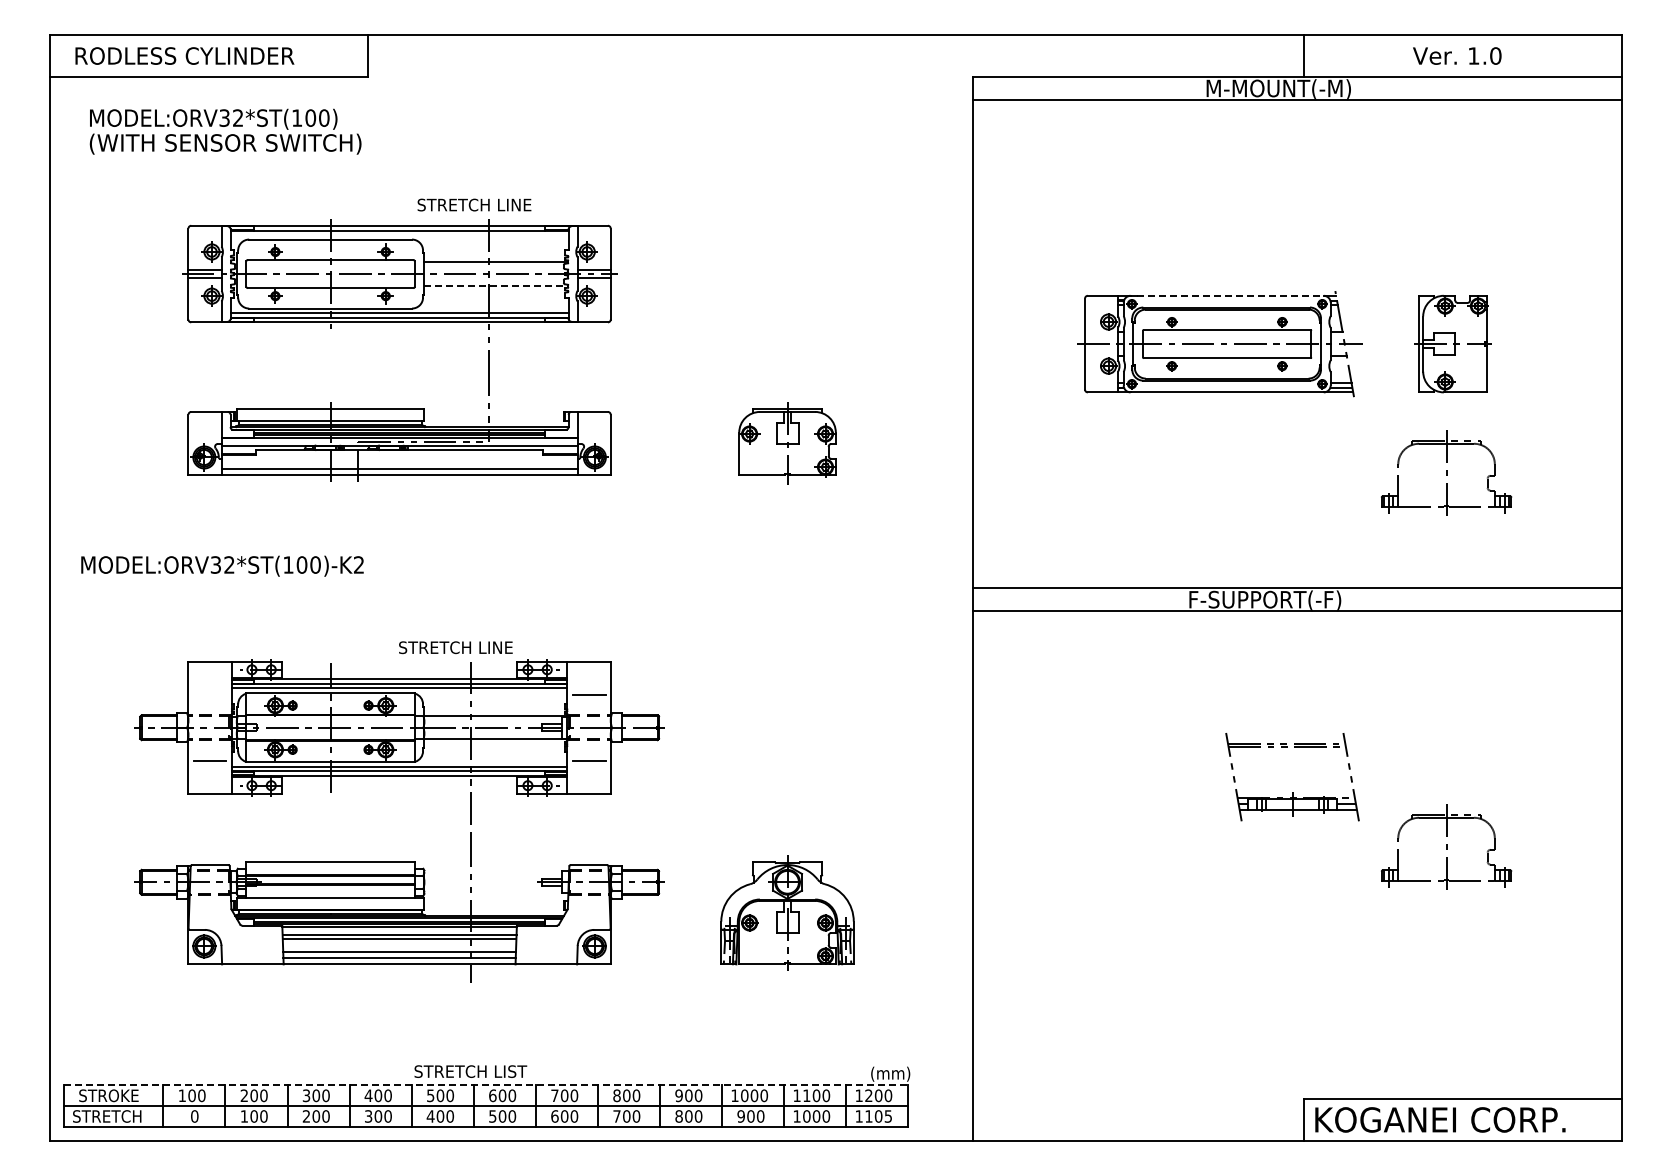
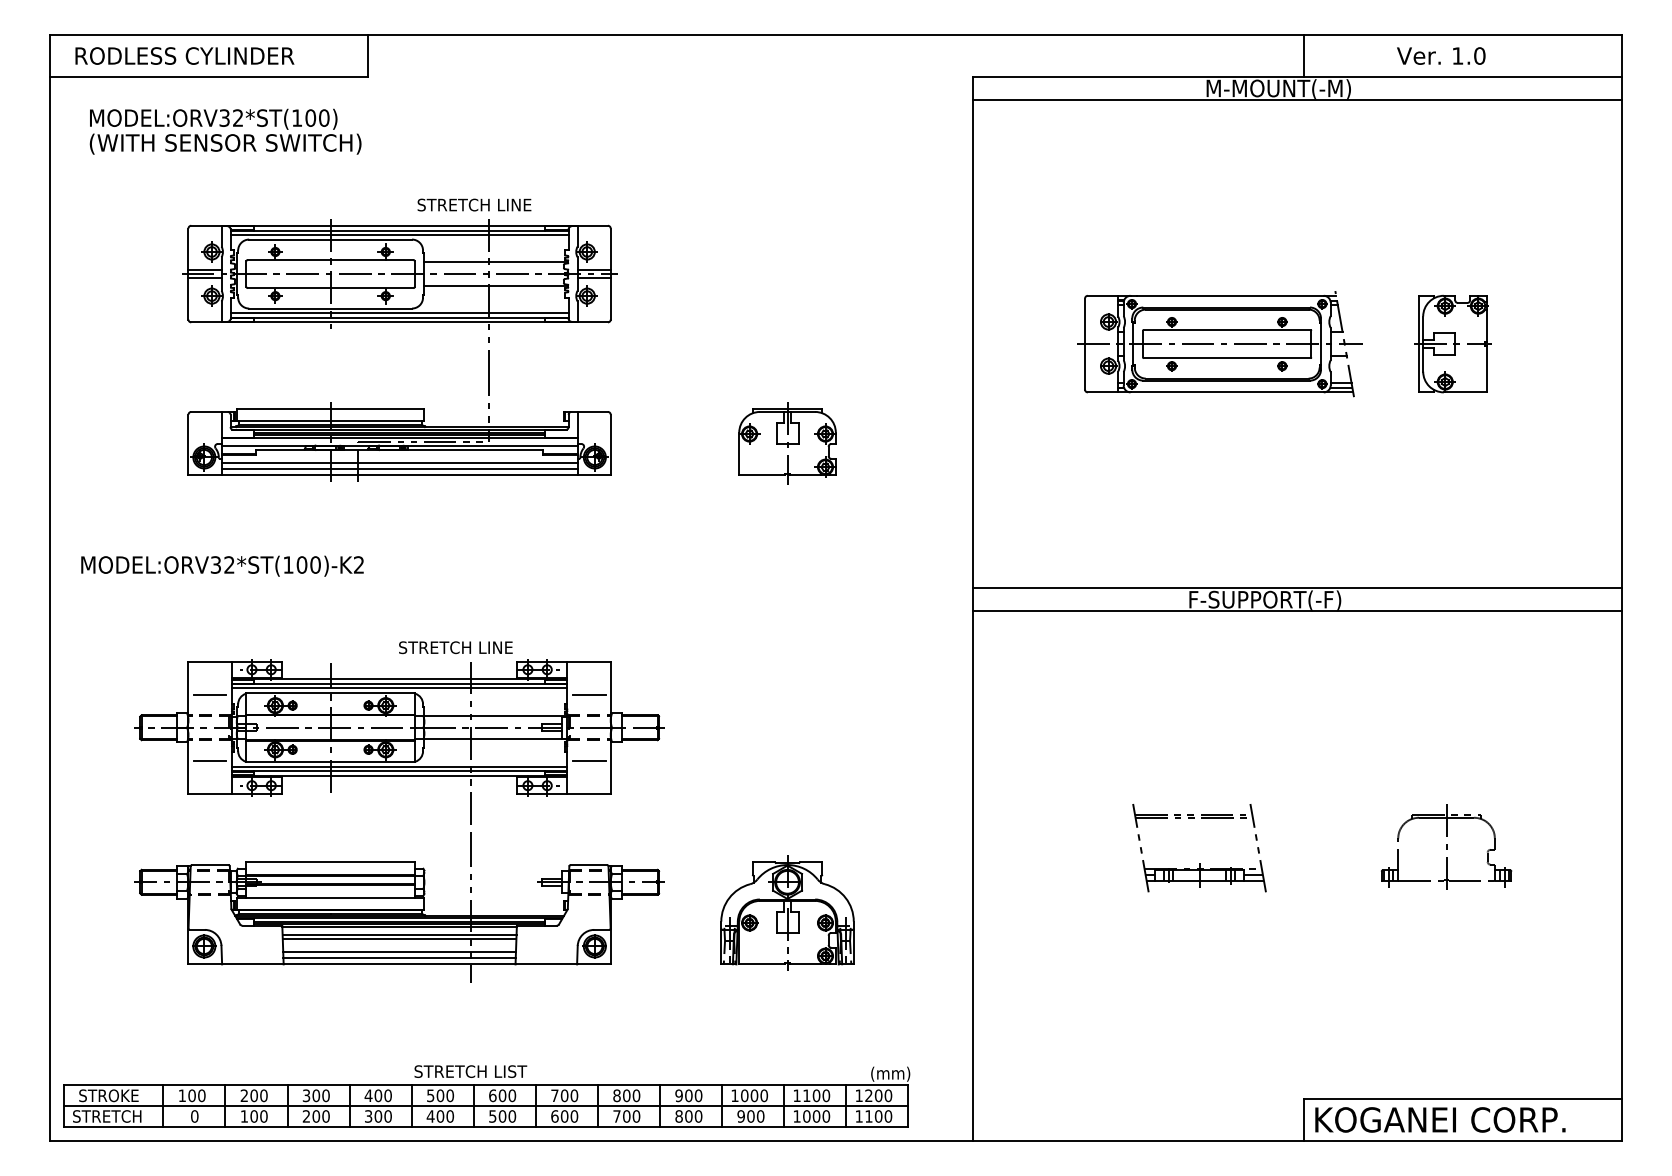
text position: (1457, 55) -> (1441, 55) (1441, 55)
line: none -> present (399, 234)
line: dashed -> solid (496, 285)
line: dashed -> solid (1230, 295)
line: none -> present (399, 463)
part: present -> none (1446, 472)
line: none -> present (209, 694)
part position: (1292, 792) -> (1199, 863) (1199, 863)
line: dashed -> solid (486, 1085)
text: 1105 -> 1100 (888, 1116)
